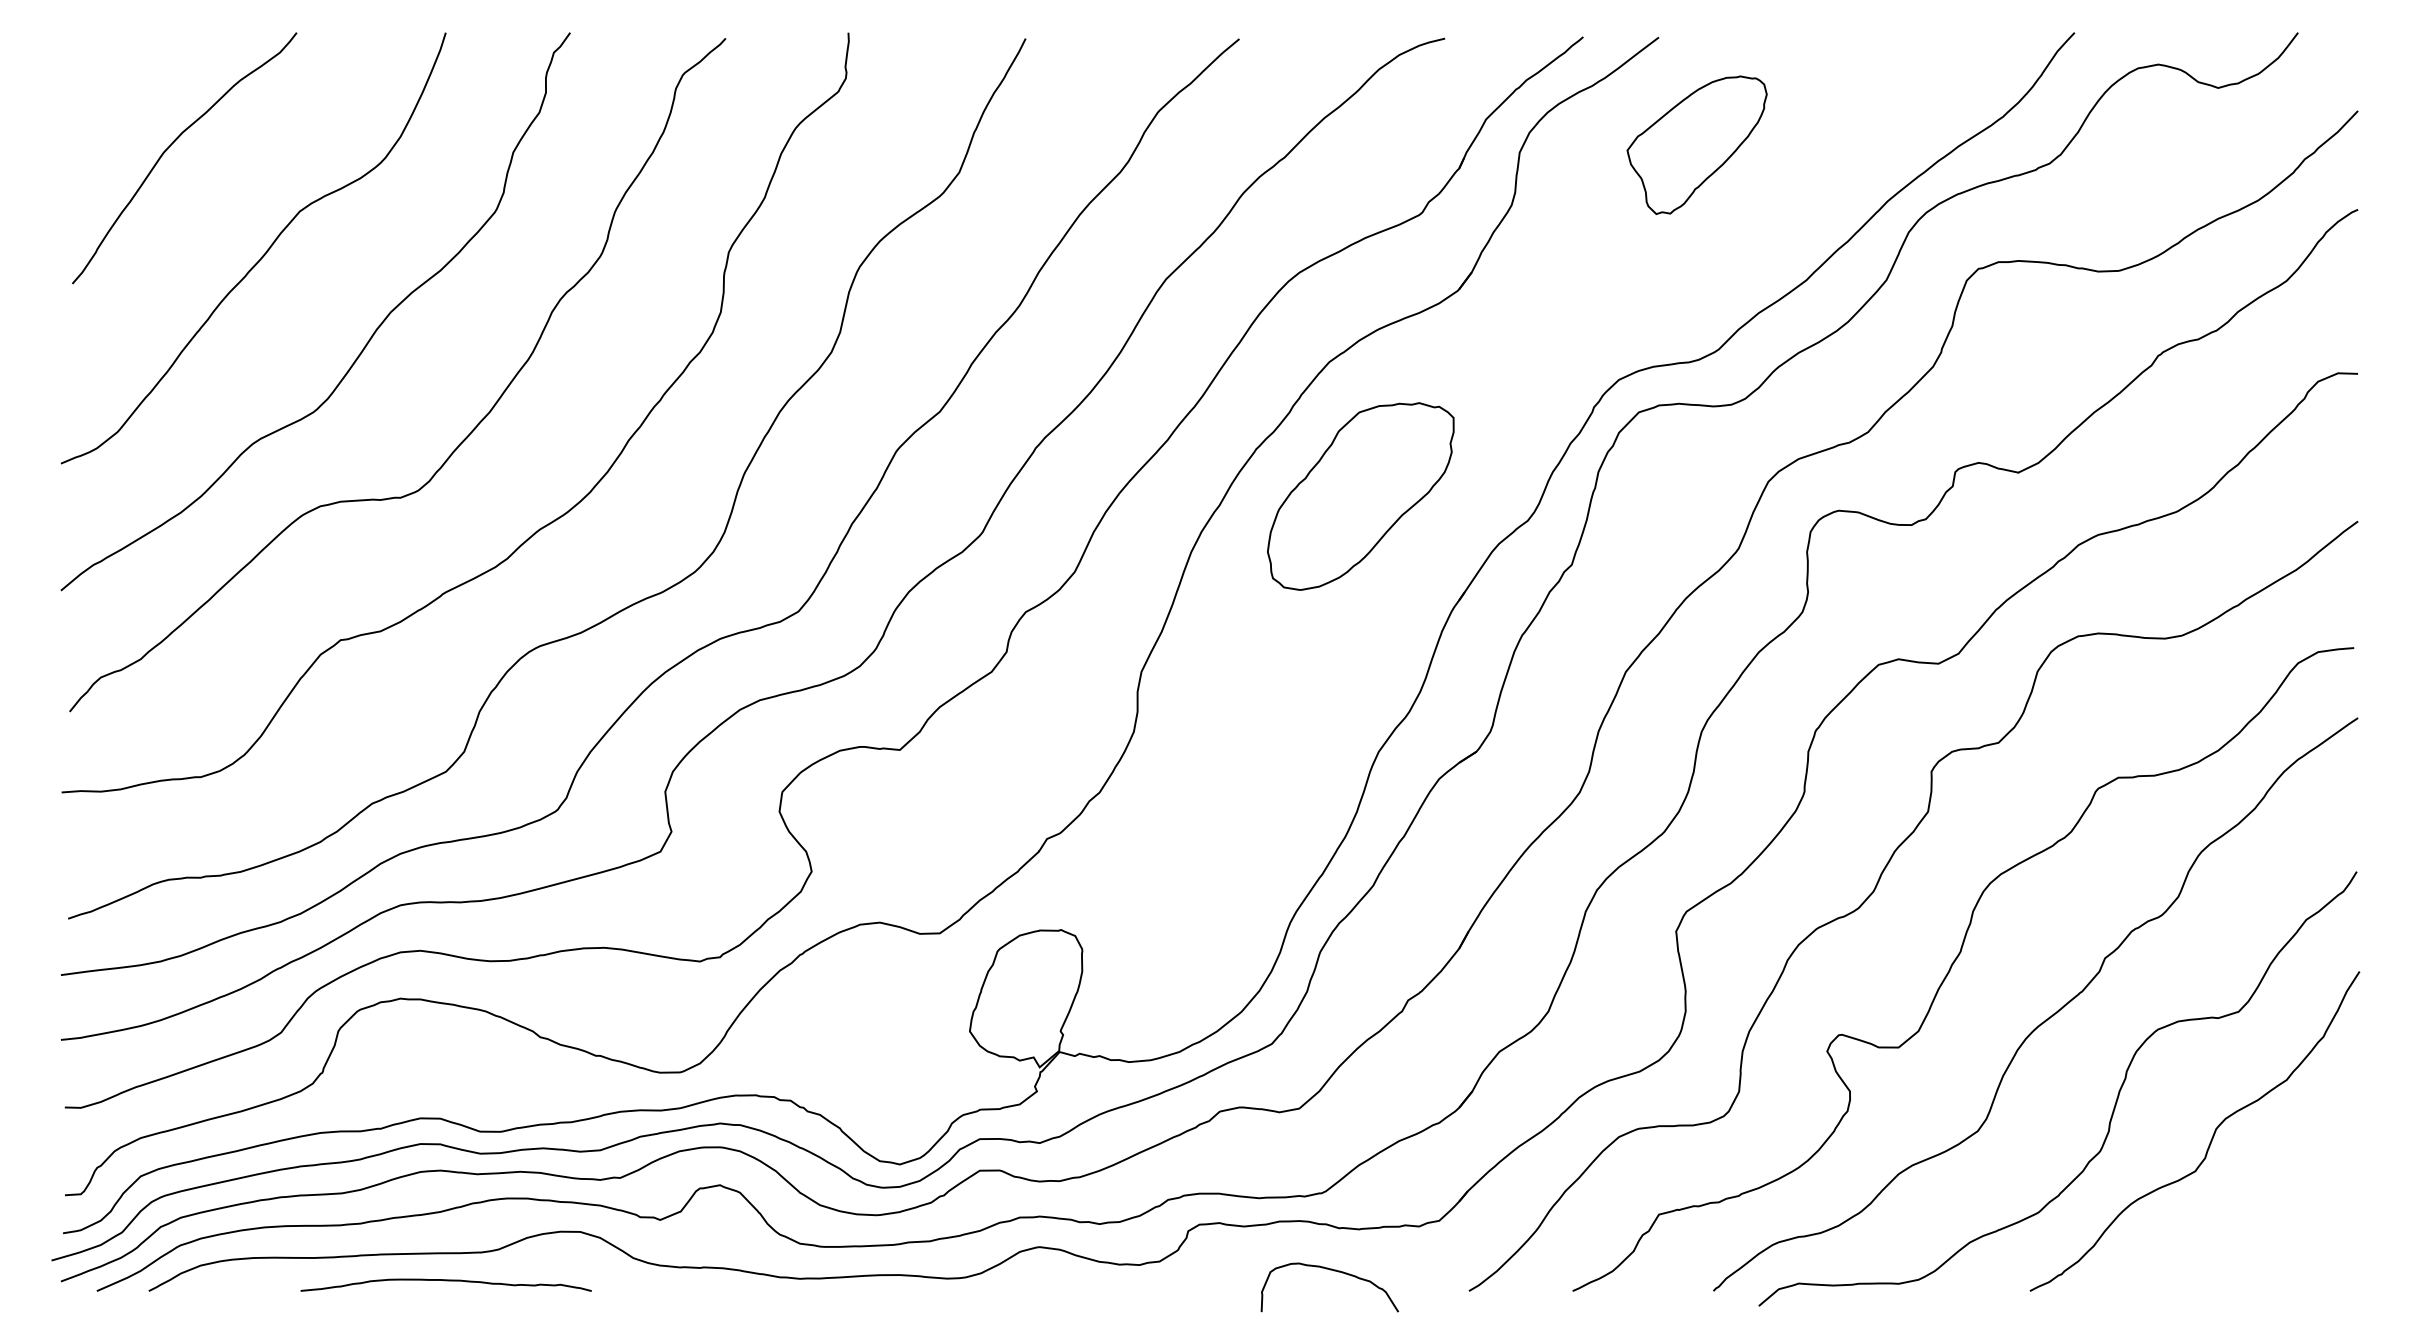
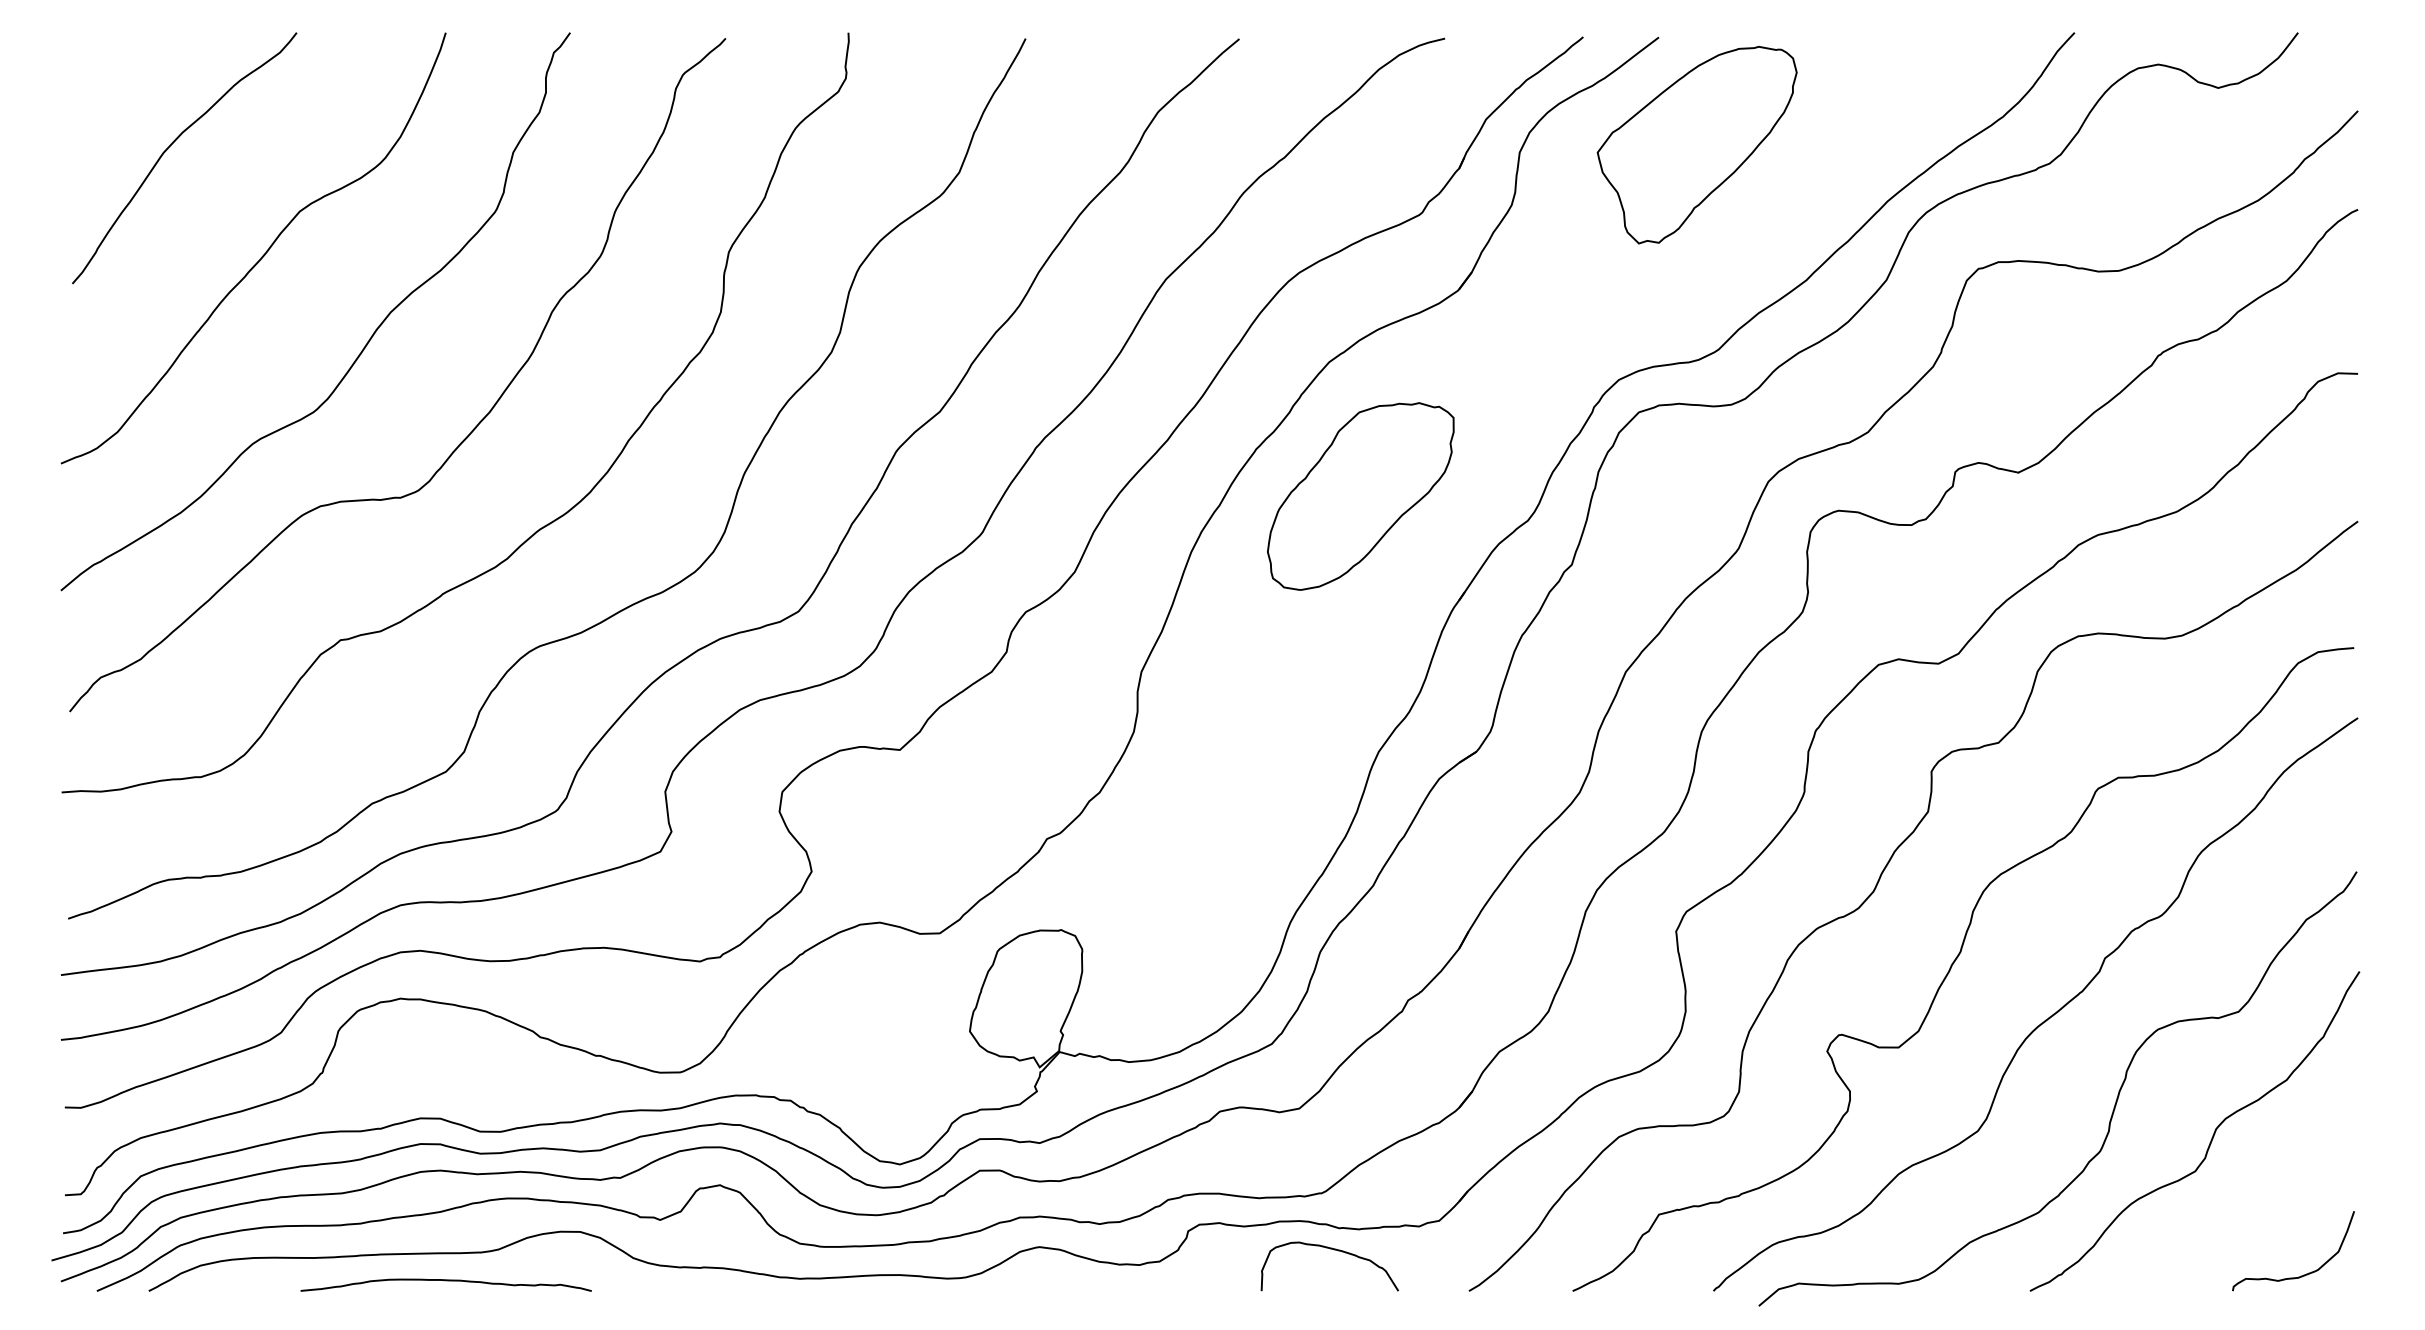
part size: 142x140 px -> 202x199 px (1696, 145)
curve position: (1334, 1271) -> (1334, 1250) (1334, 1250)
curve: none -> present (2303, 1274)
